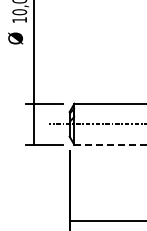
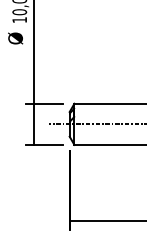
line: dashed -> solid (110, 144)
